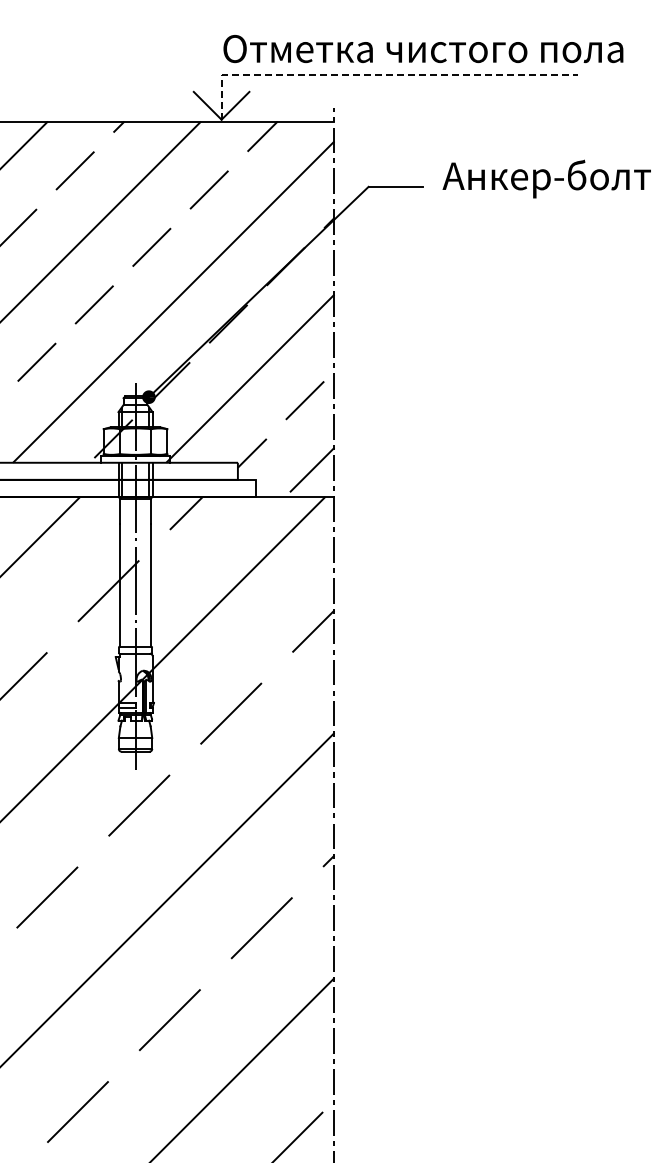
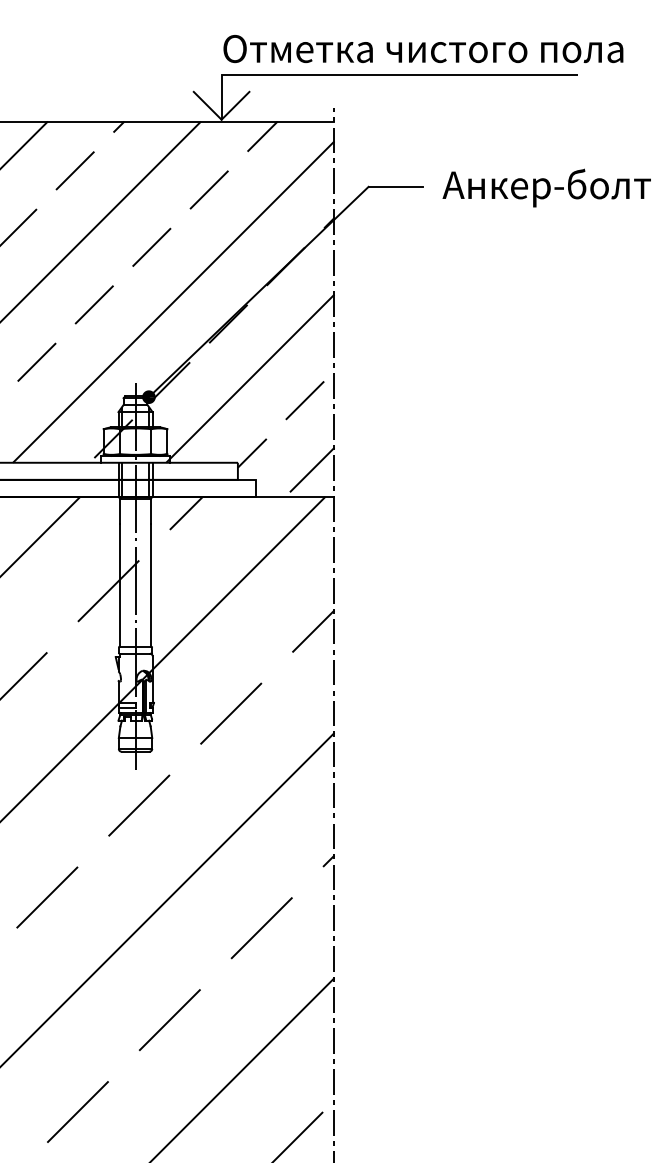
line: dashed -> solid (376, 75)
text position: (546, 178) -> (546, 187) (546, 187)
